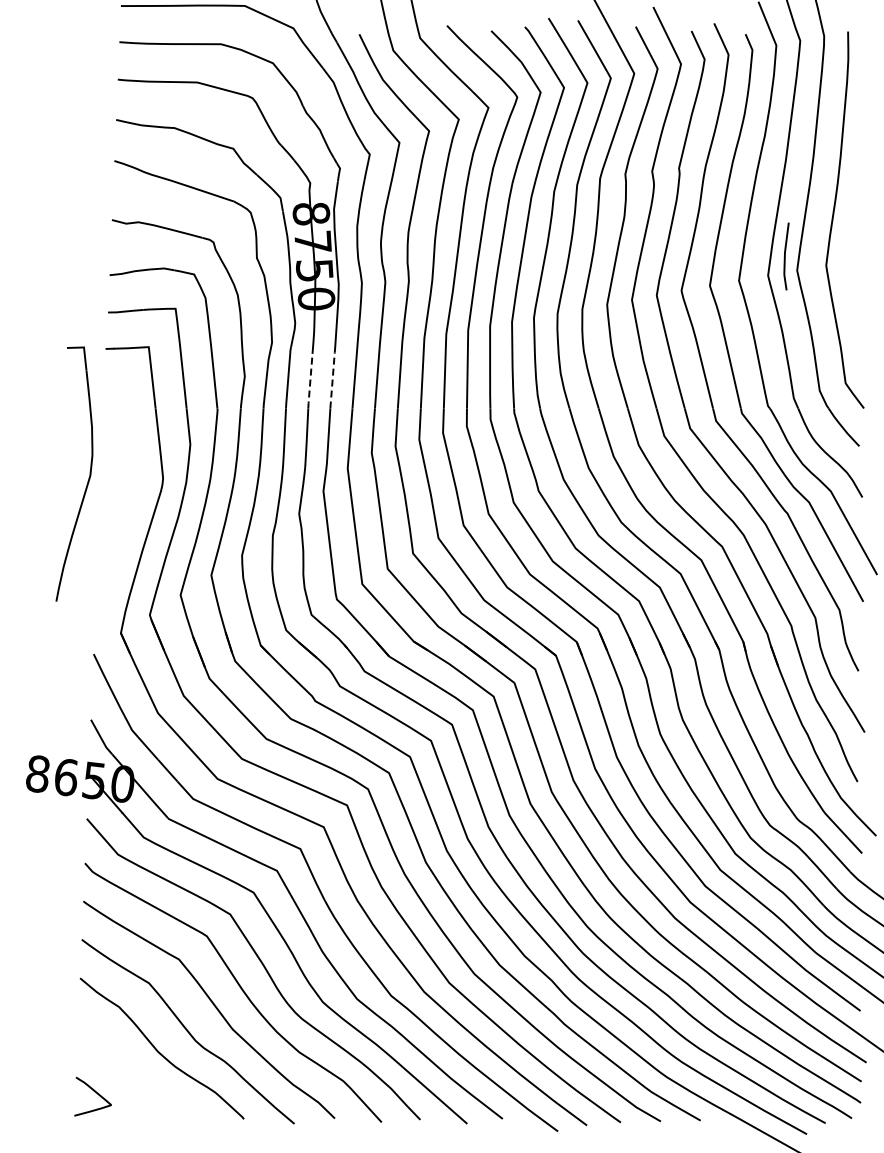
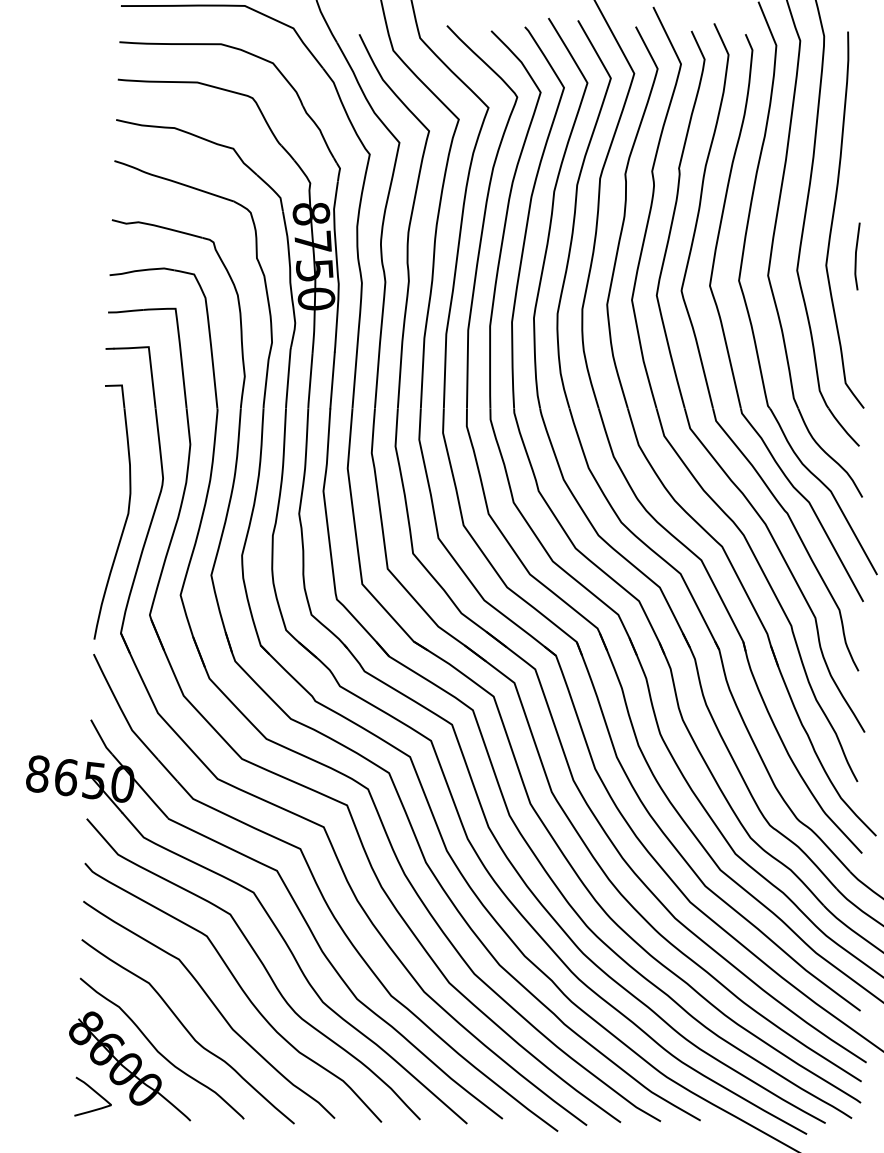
curve position: (785, 256) -> (856, 256) (856, 256)
line: dashed -> solid (332, 380)
line: dashed -> solid (310, 381)
part position: (88, 477) -> (126, 515) (126, 515)
part: none -> present (130, 1066)
